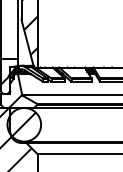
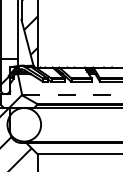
line: solid -> dashed (73, 95)
hatch: present -> none (23, 124)
